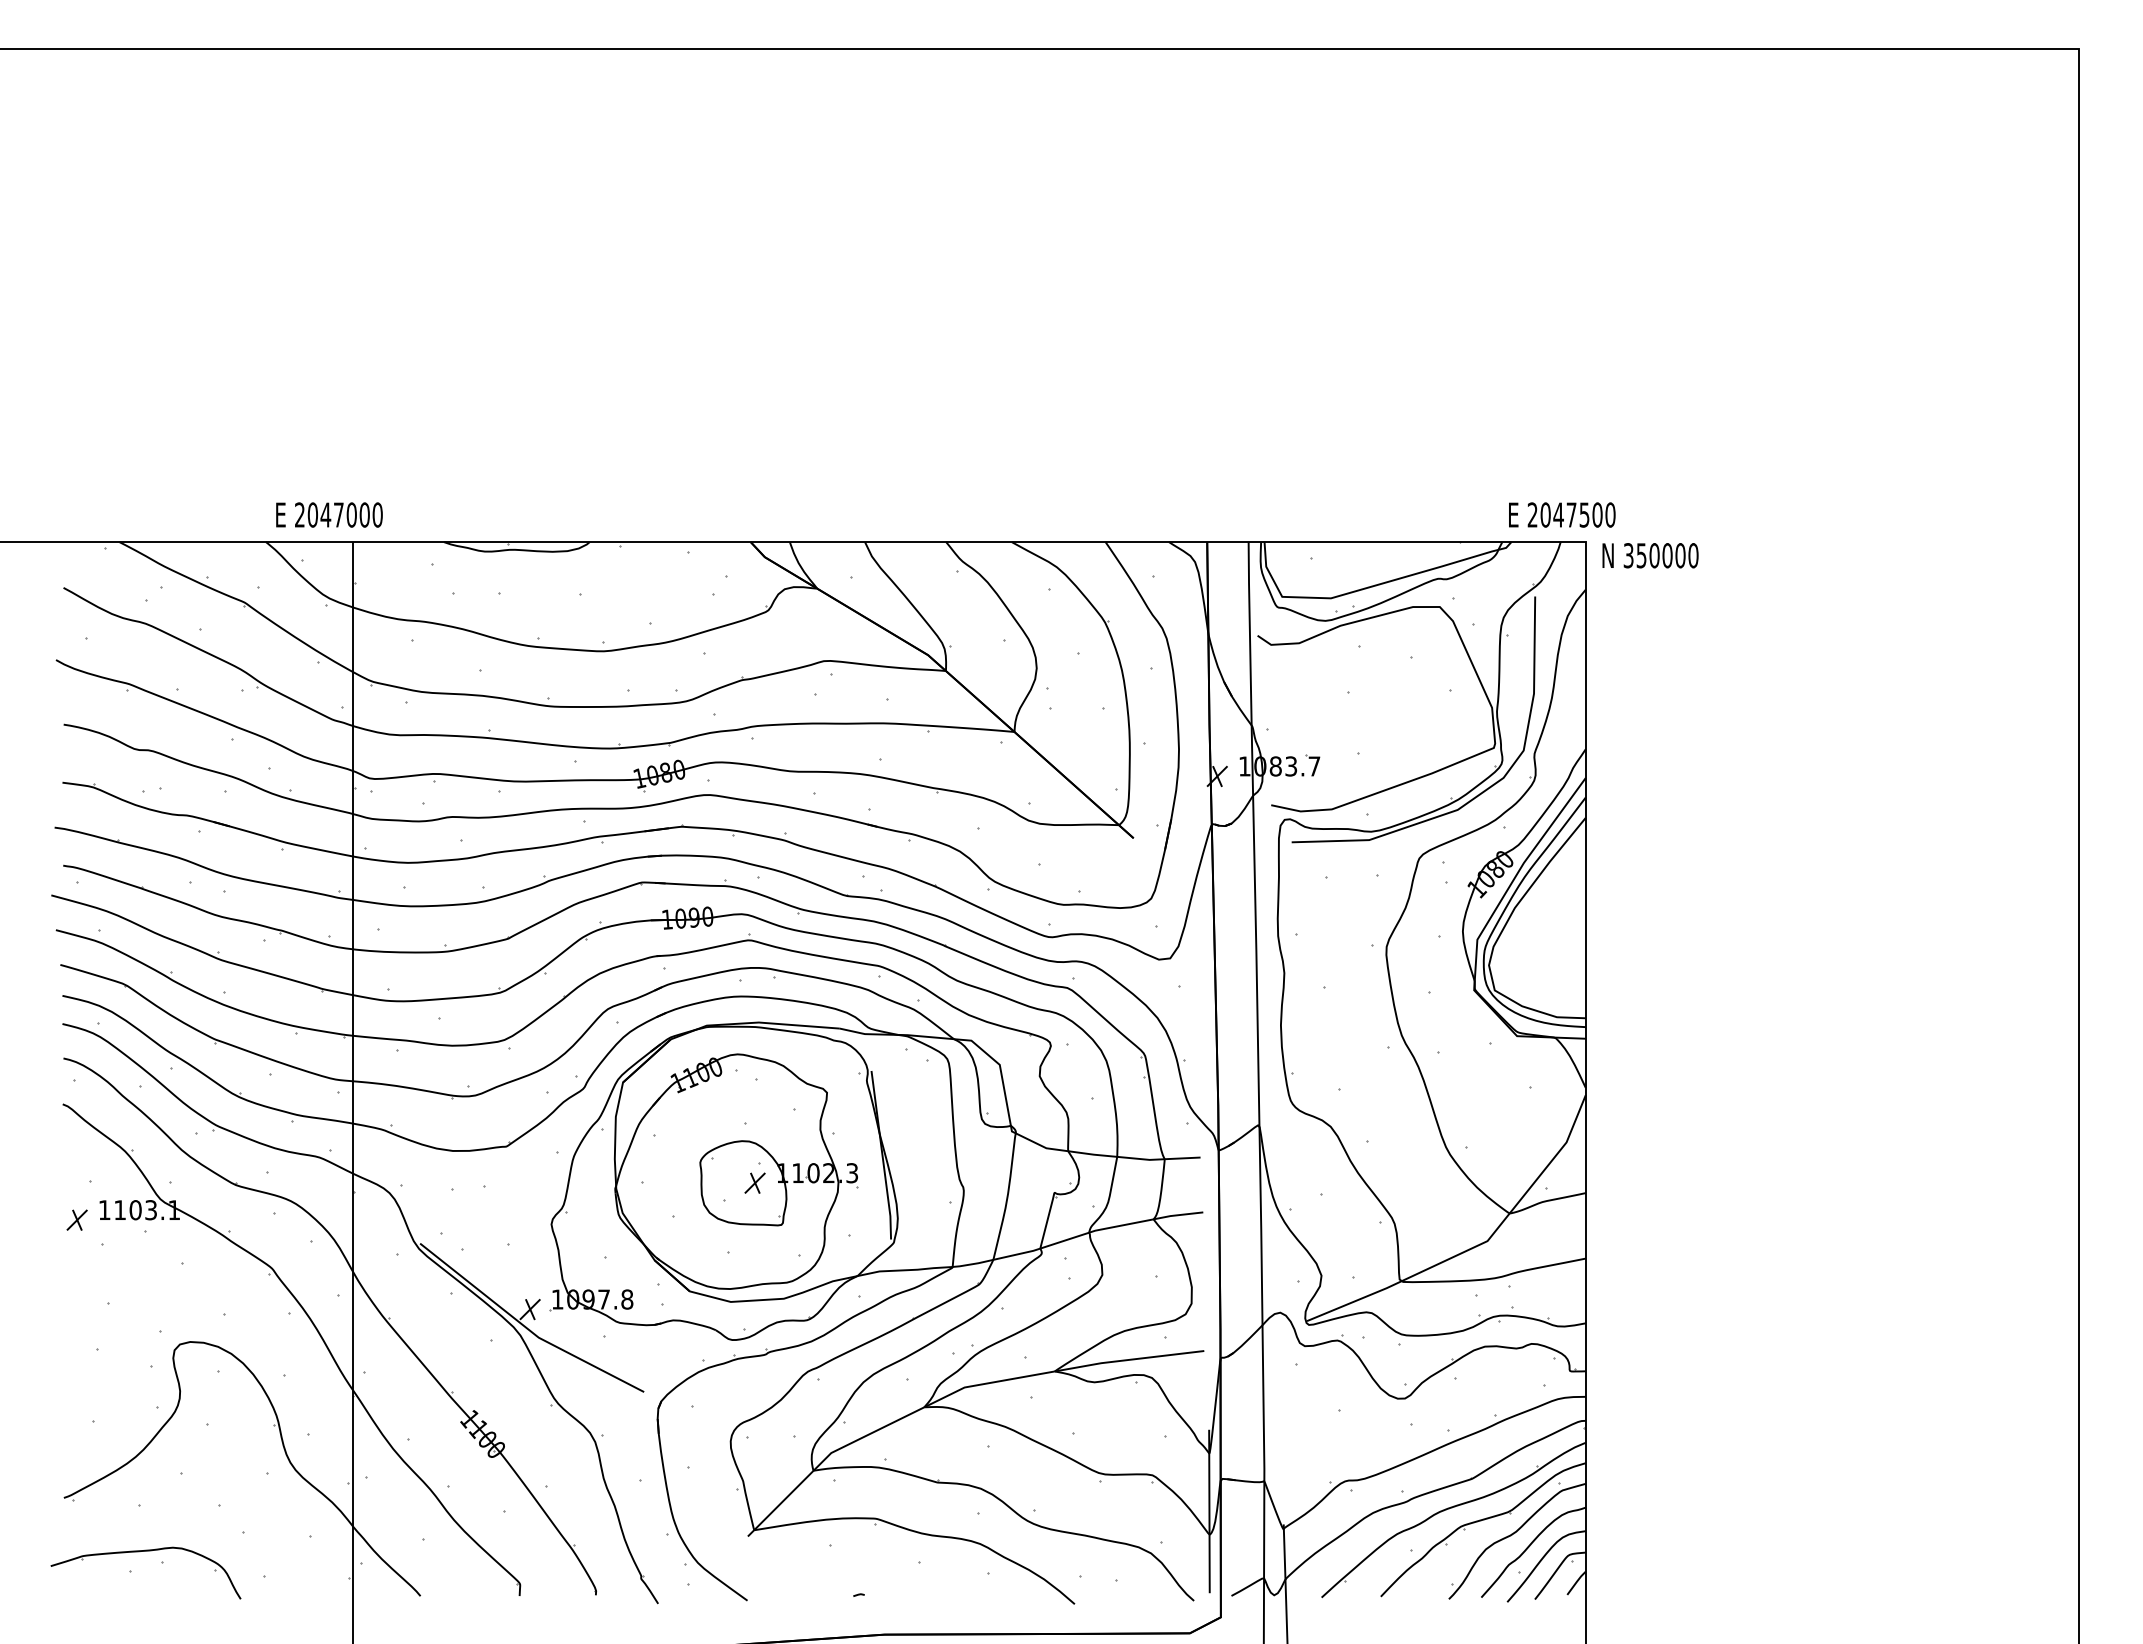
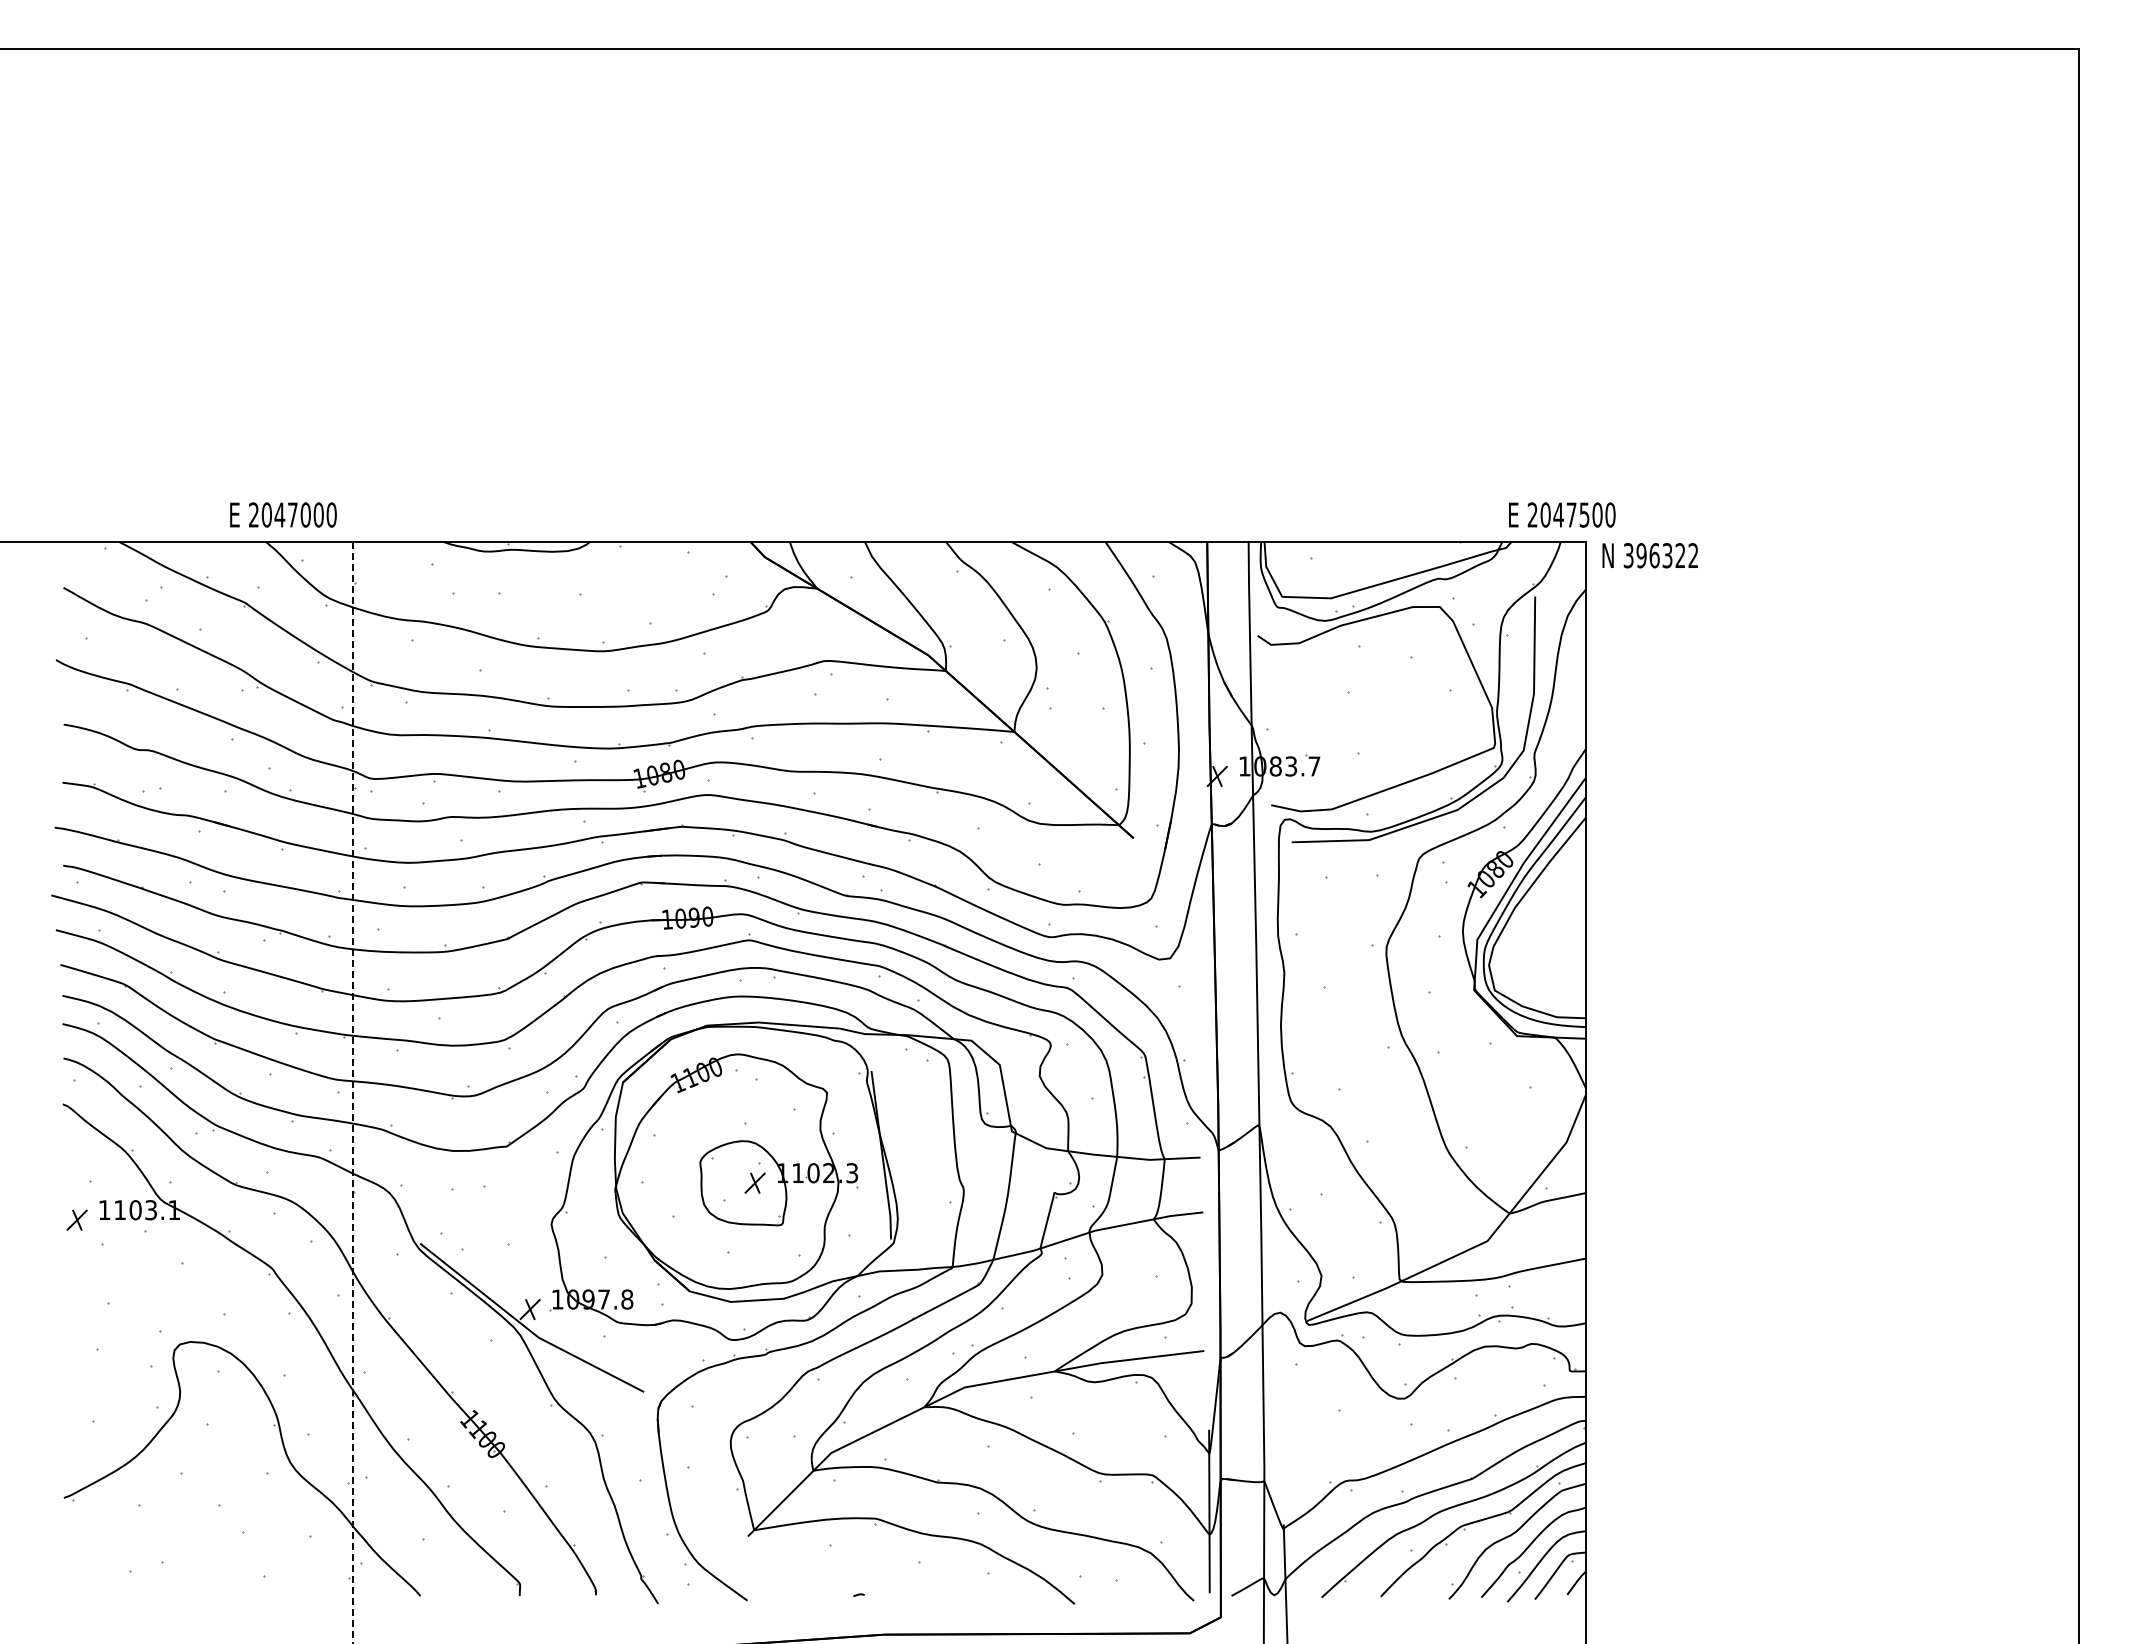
text position: (329, 514) -> (283, 514) (283, 514)
text: 350000 -> 396322 (1667, 555)
line: solid -> dashed (353, 1092)
part: present -> none (139, 1552)
